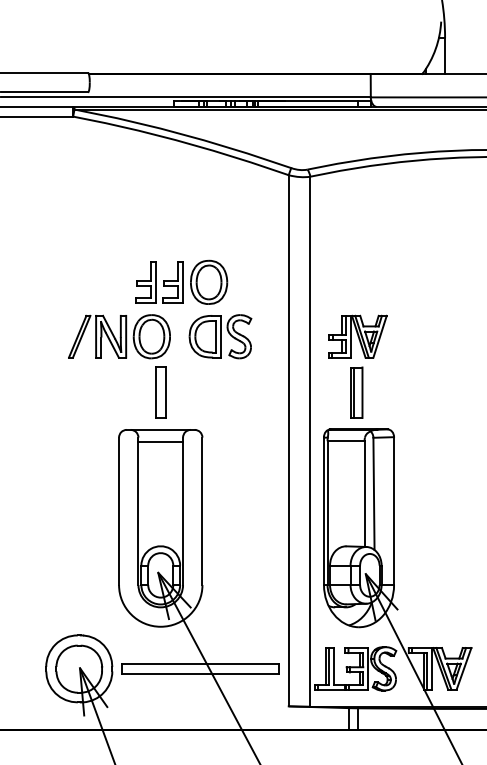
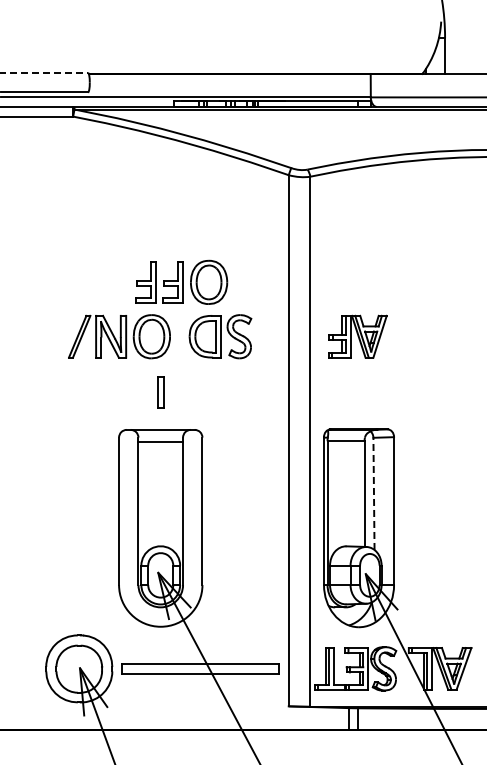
line: solid -> dashed (44, 72)
part size: 12x53 px -> 8x33 px (160, 392)
part: present -> none (356, 392)
line: solid -> dashed (373, 493)
